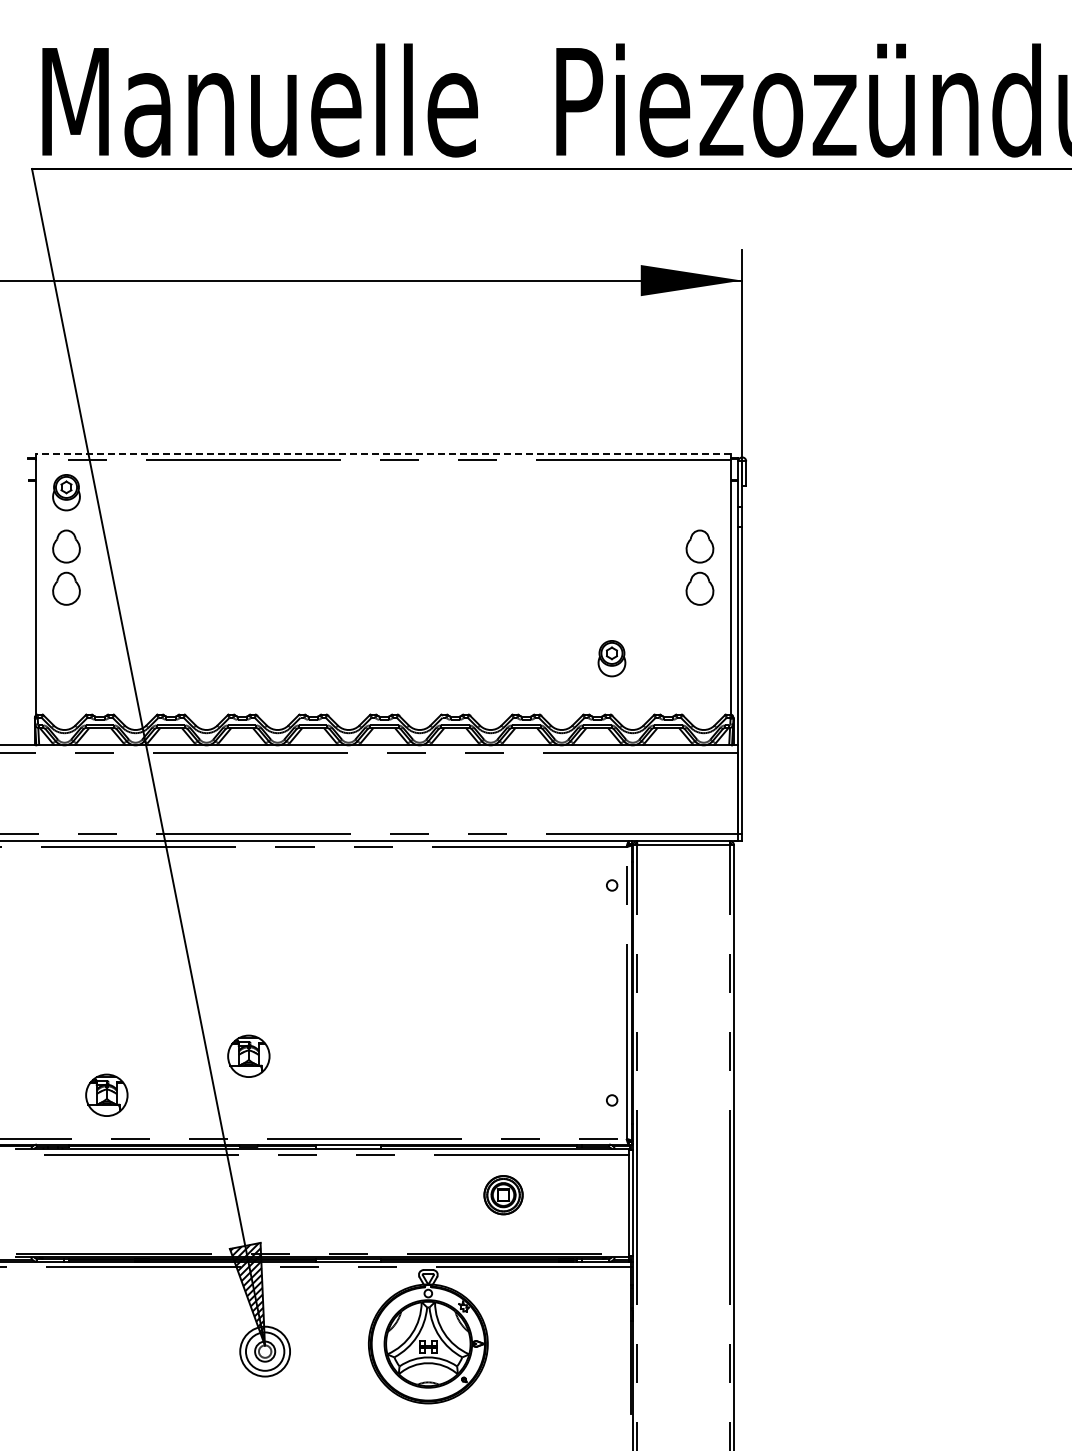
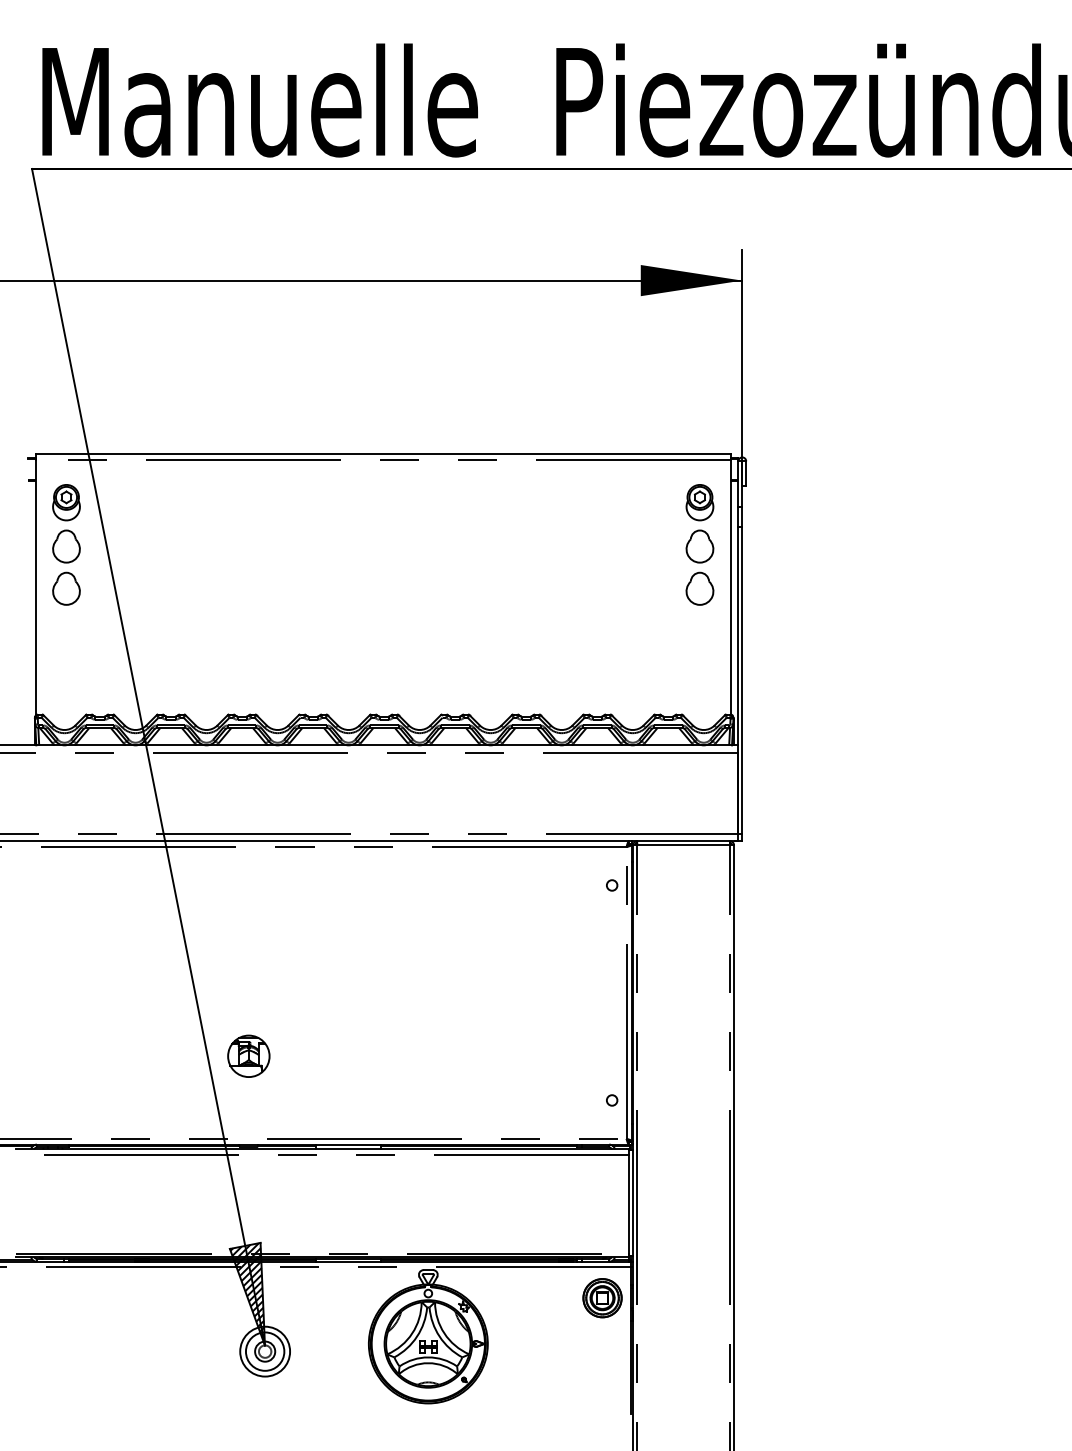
line: dashed -> solid (382, 454)
part position: (66, 492) -> (66, 502) (66, 502)
part position: (611, 658) -> (699, 502) (699, 502)
part: present -> none (106, 1094)
part position: (503, 1195) -> (602, 1298) (602, 1298)
